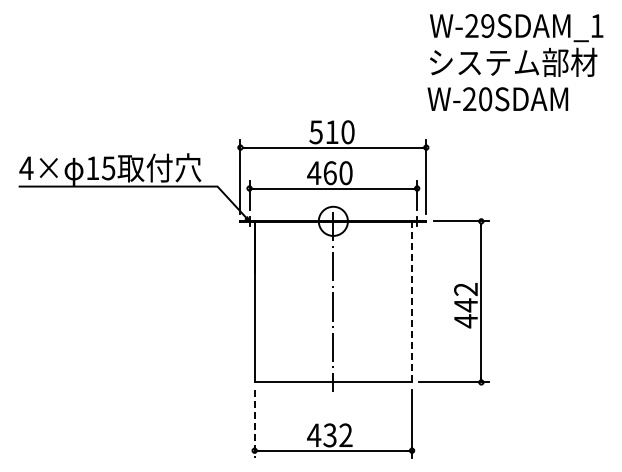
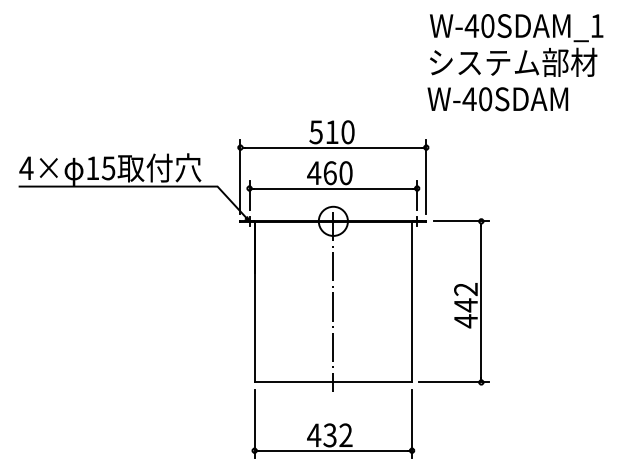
text: W-29SDAM_1 -> W-40SDAM_1 (479, 26)
text: W-20SDAM -> W-40SDAM (469, 98)
line: dashed -> solid (412, 301)
line: dashed -> solid (254, 424)
